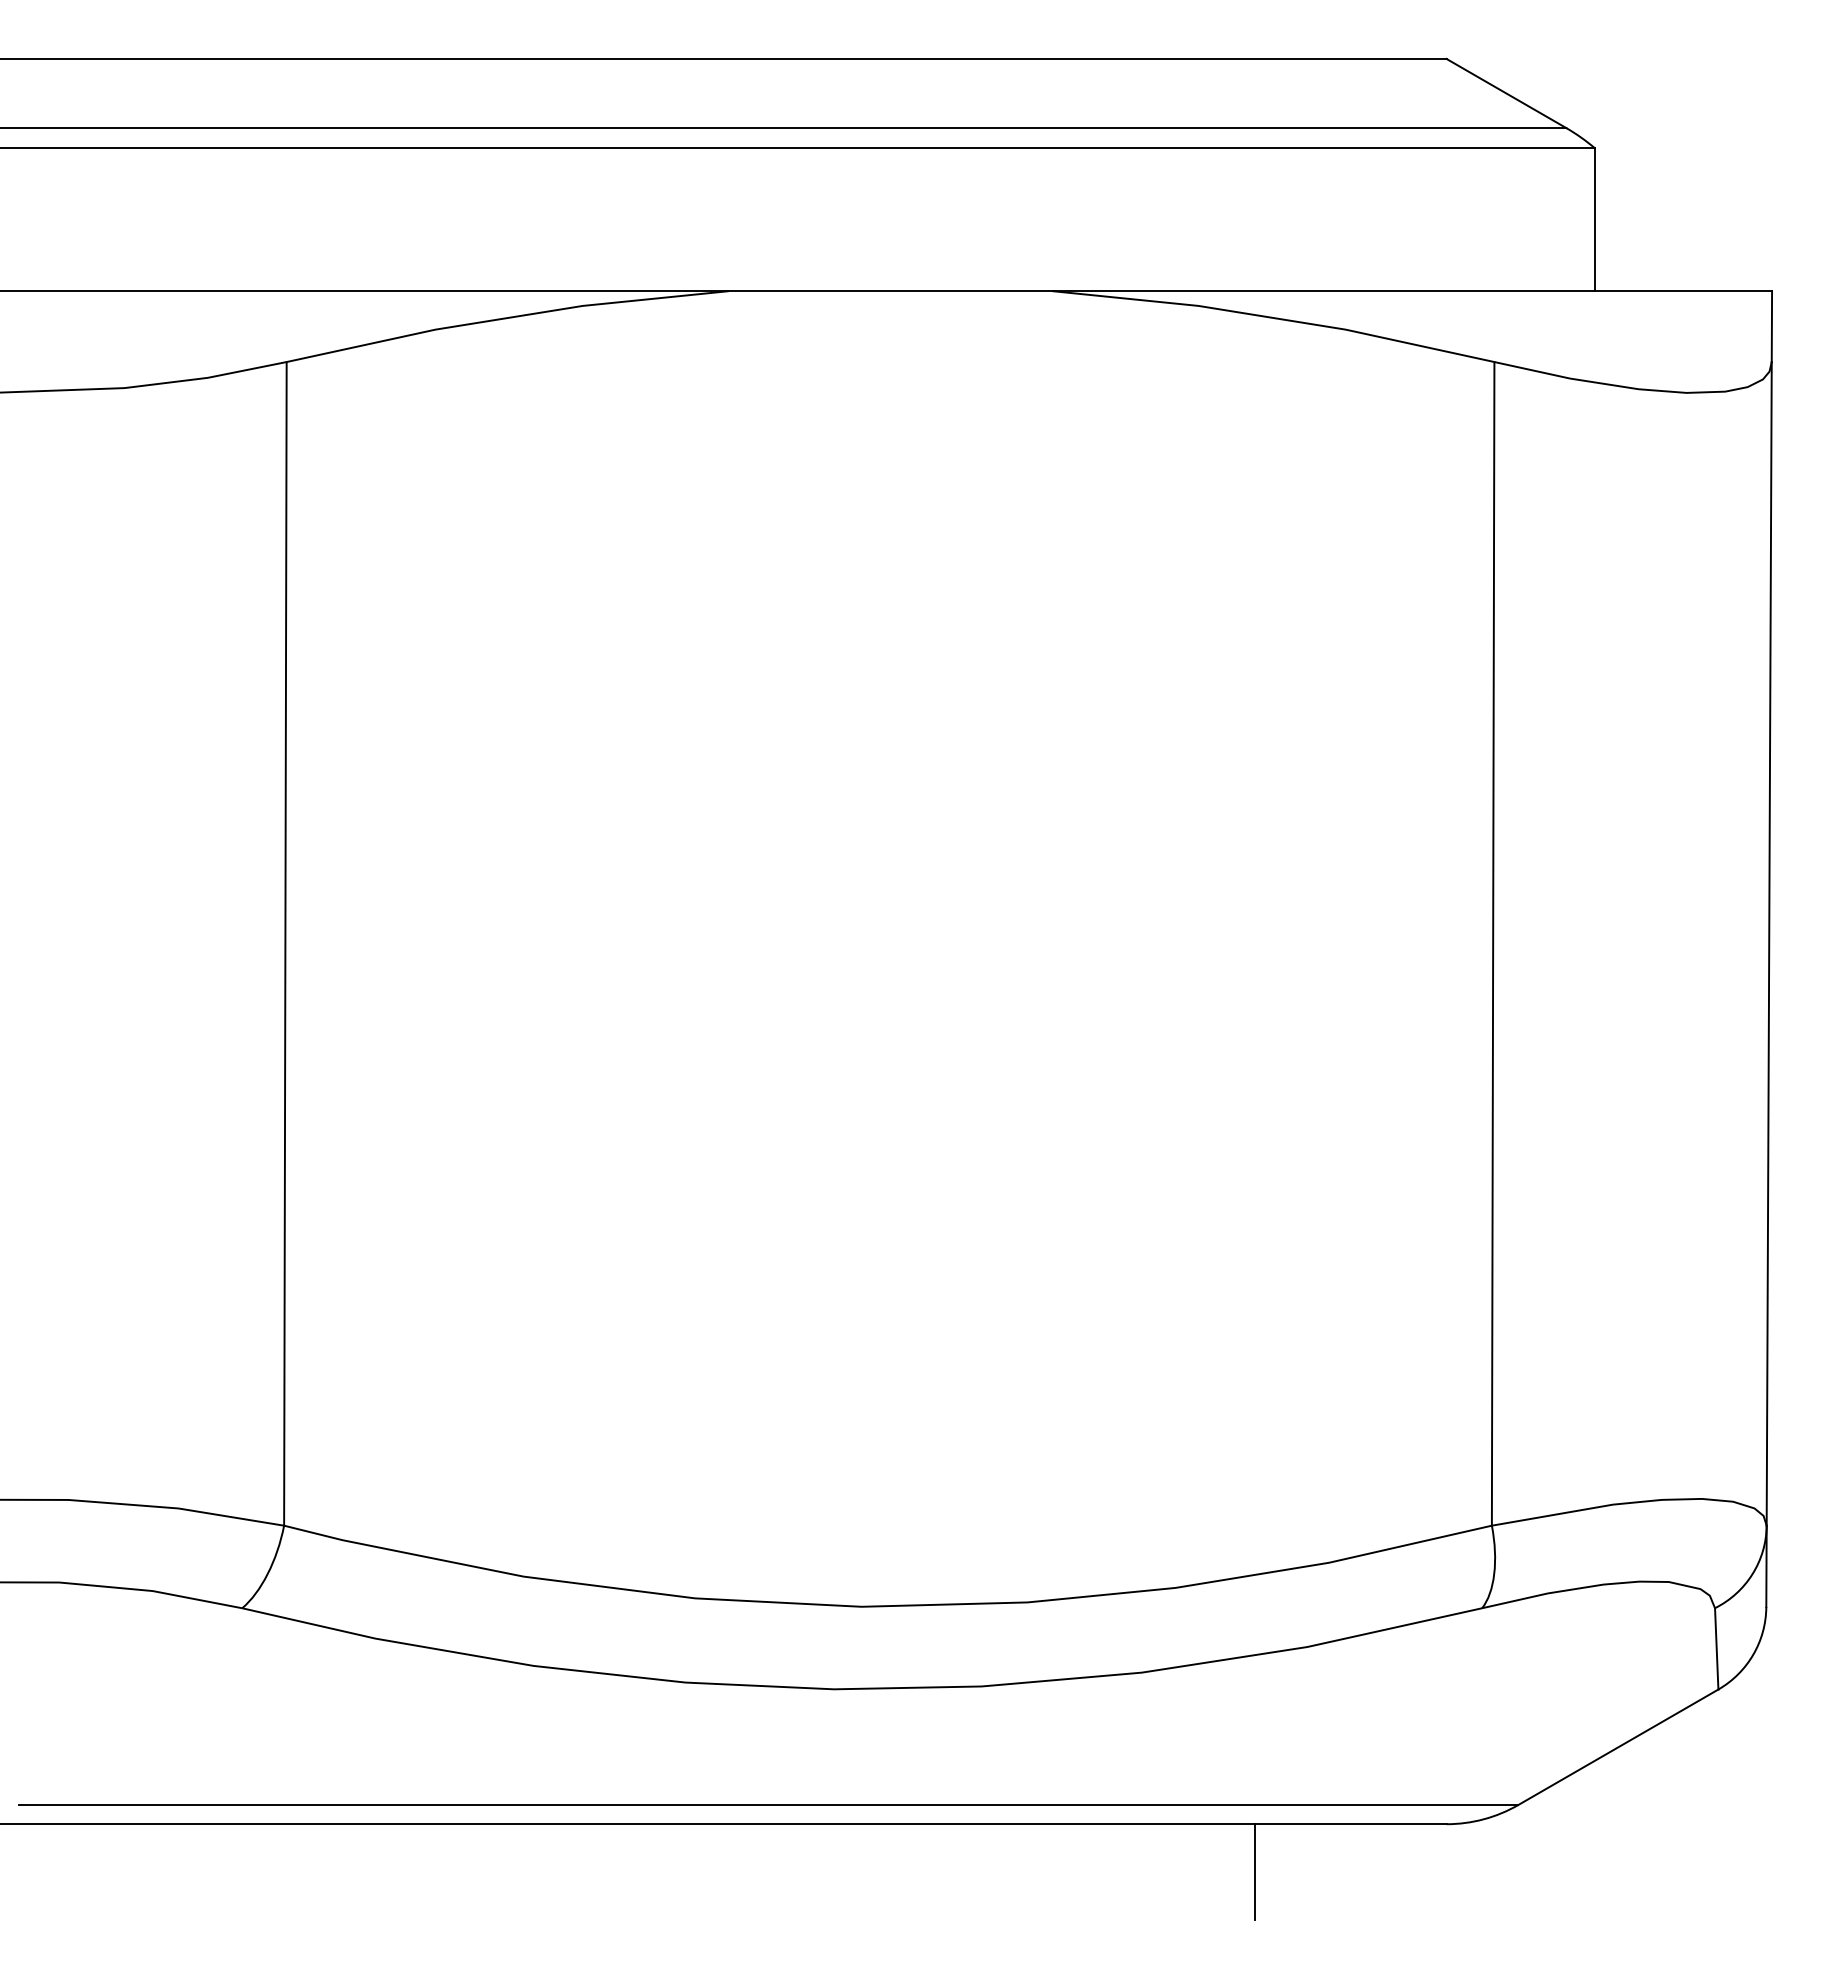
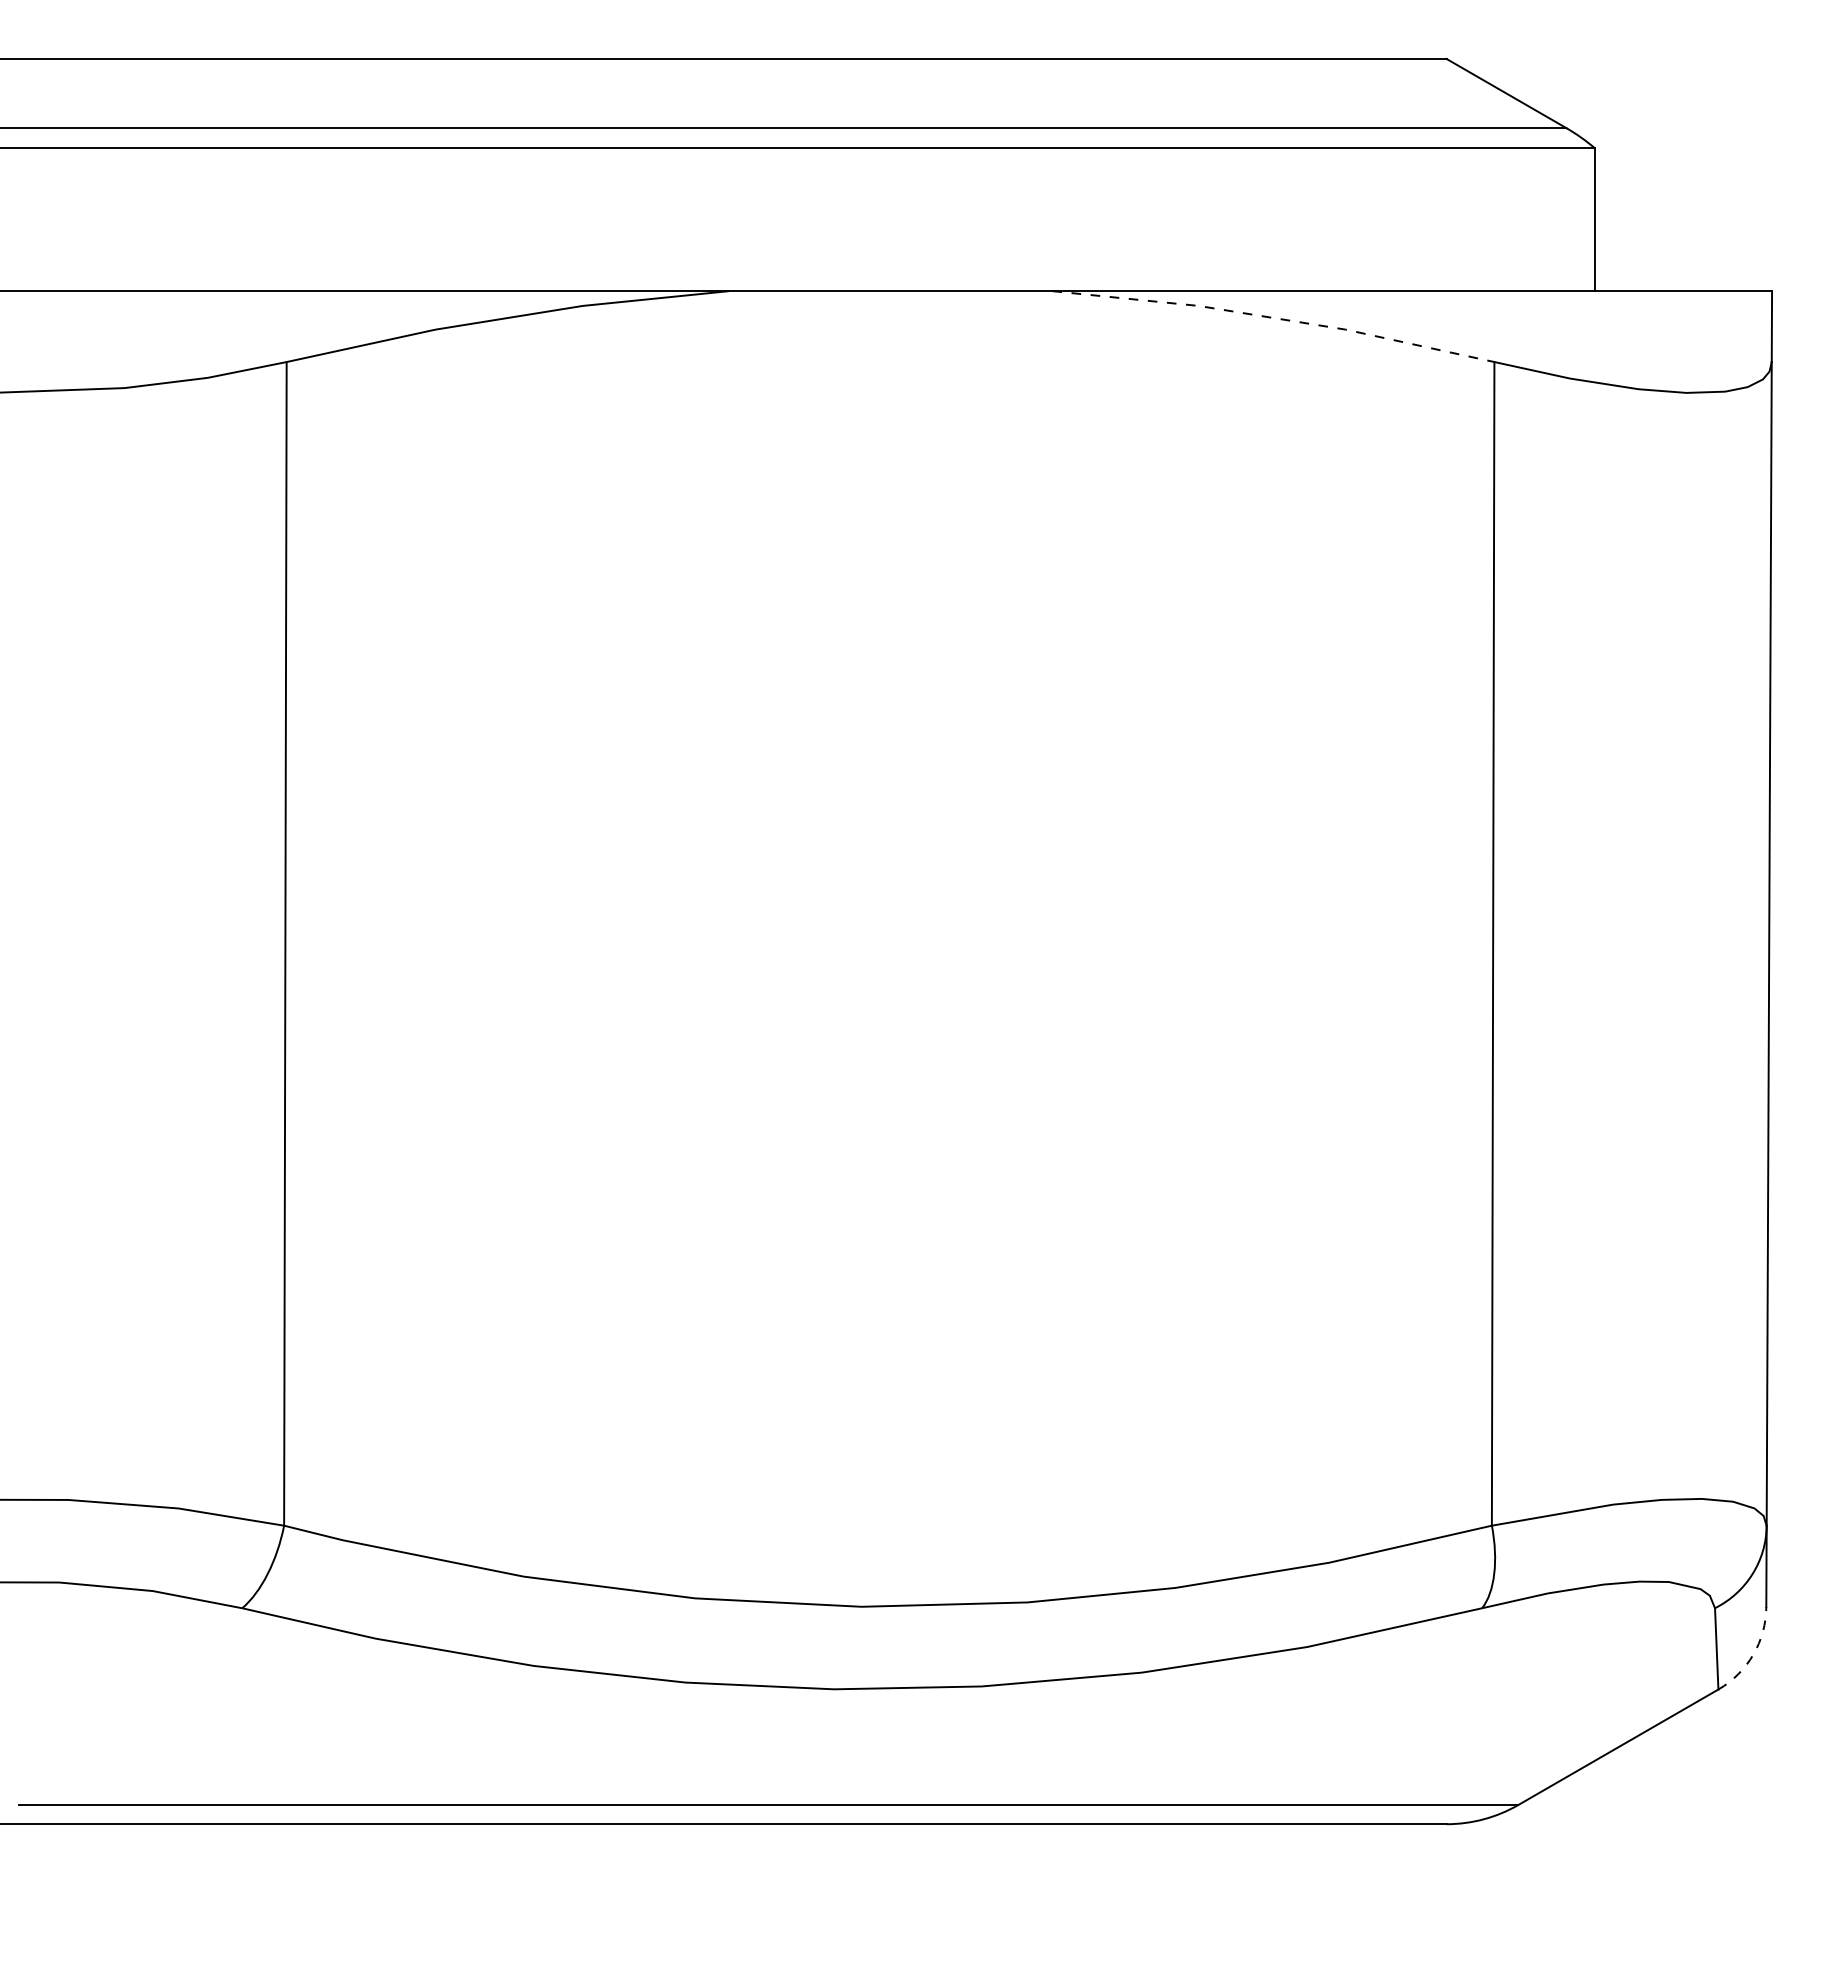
line: solid -> dashed (1275, 318)
arc: solid -> dashed (1753, 1654)
line: present -> none (1254, 1872)
